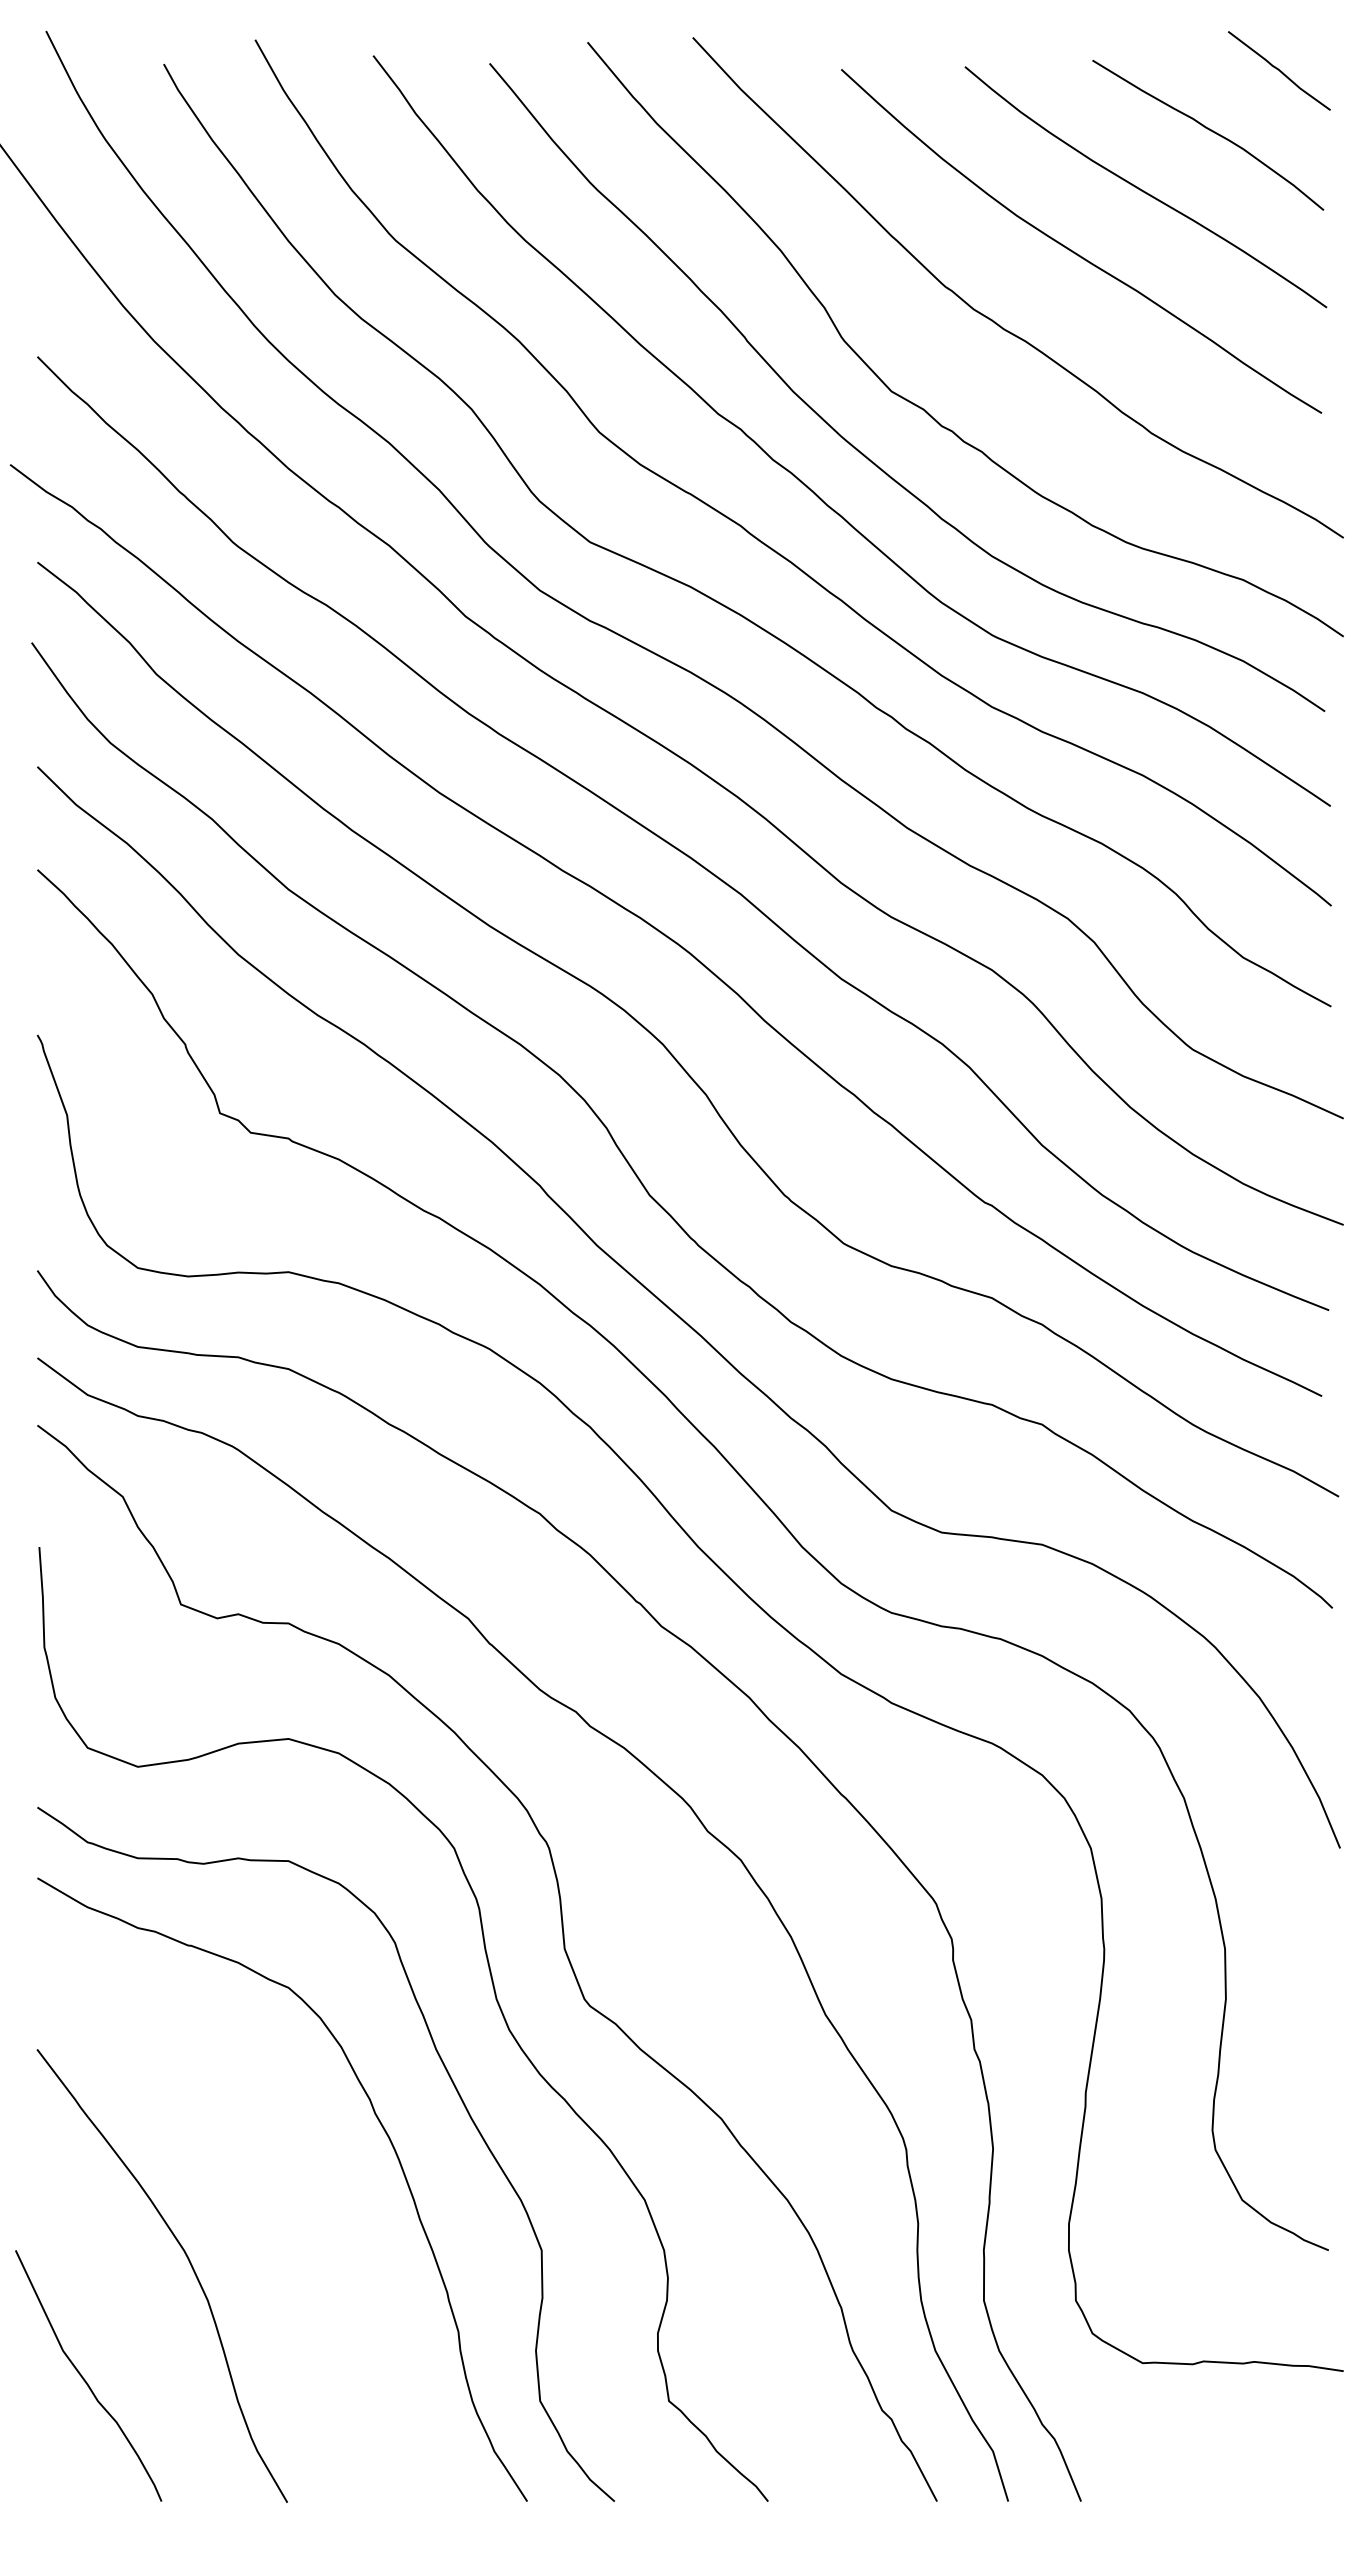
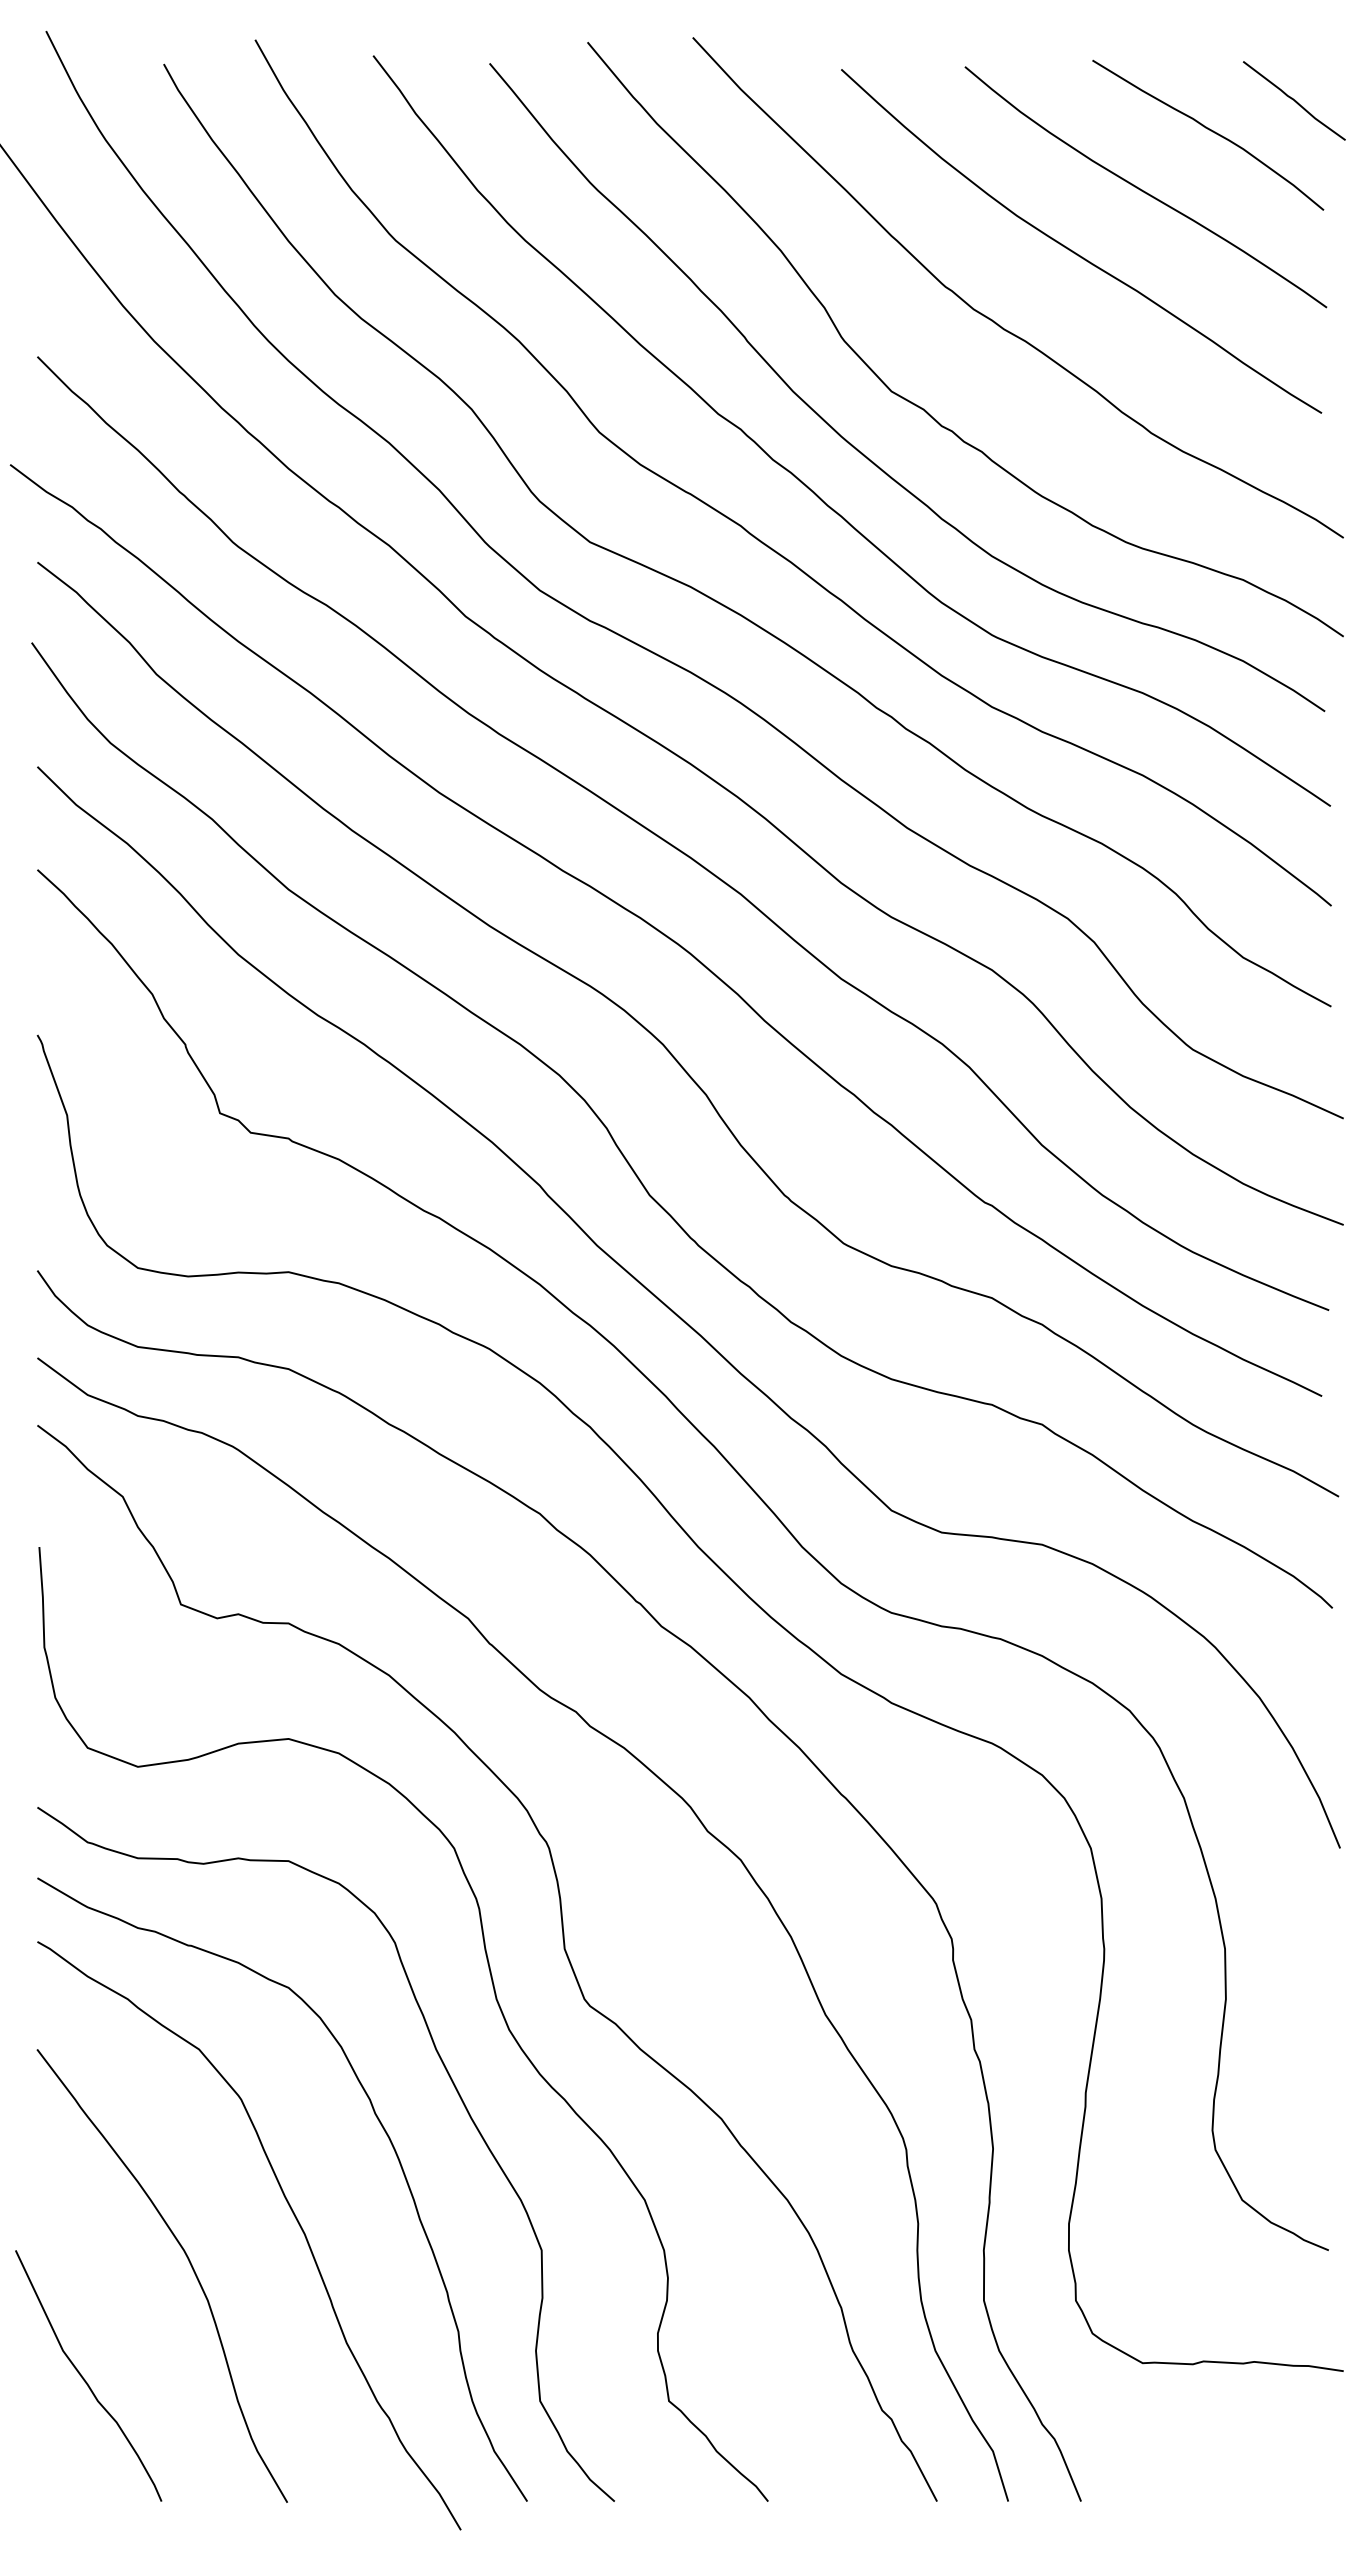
curve position: (1279, 70) -> (1294, 100) (1294, 100)
curve: none -> present (292, 2213)
